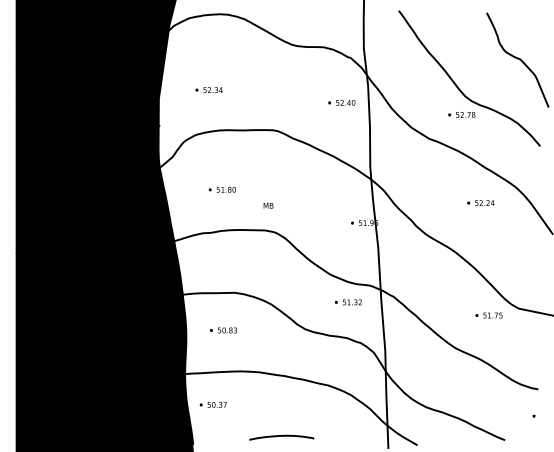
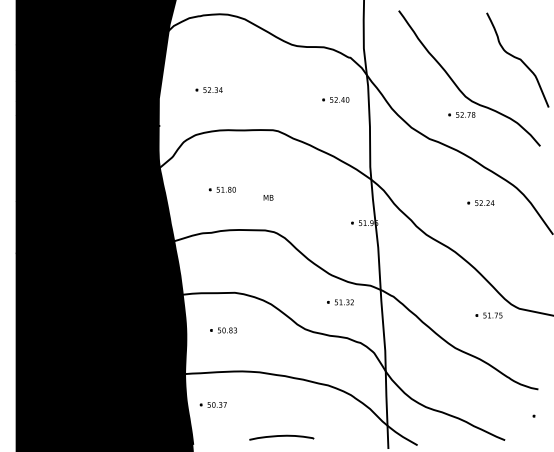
part position: (341, 102) -> (335, 99) (335, 99)
text position: (268, 205) -> (268, 197) (268, 197)
part position: (348, 302) -> (340, 302) (340, 302)
